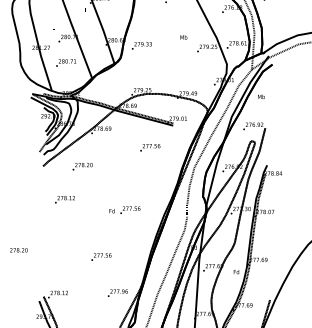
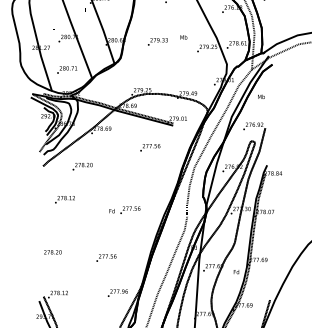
text position: (141, 45) -> (157, 41) (157, 41)
text position: (66, 62) -> (67, 69) (67, 69)
text position: (18, 250) -> (52, 252) (52, 252)
text position: (101, 256) -> (106, 257) (106, 257)
